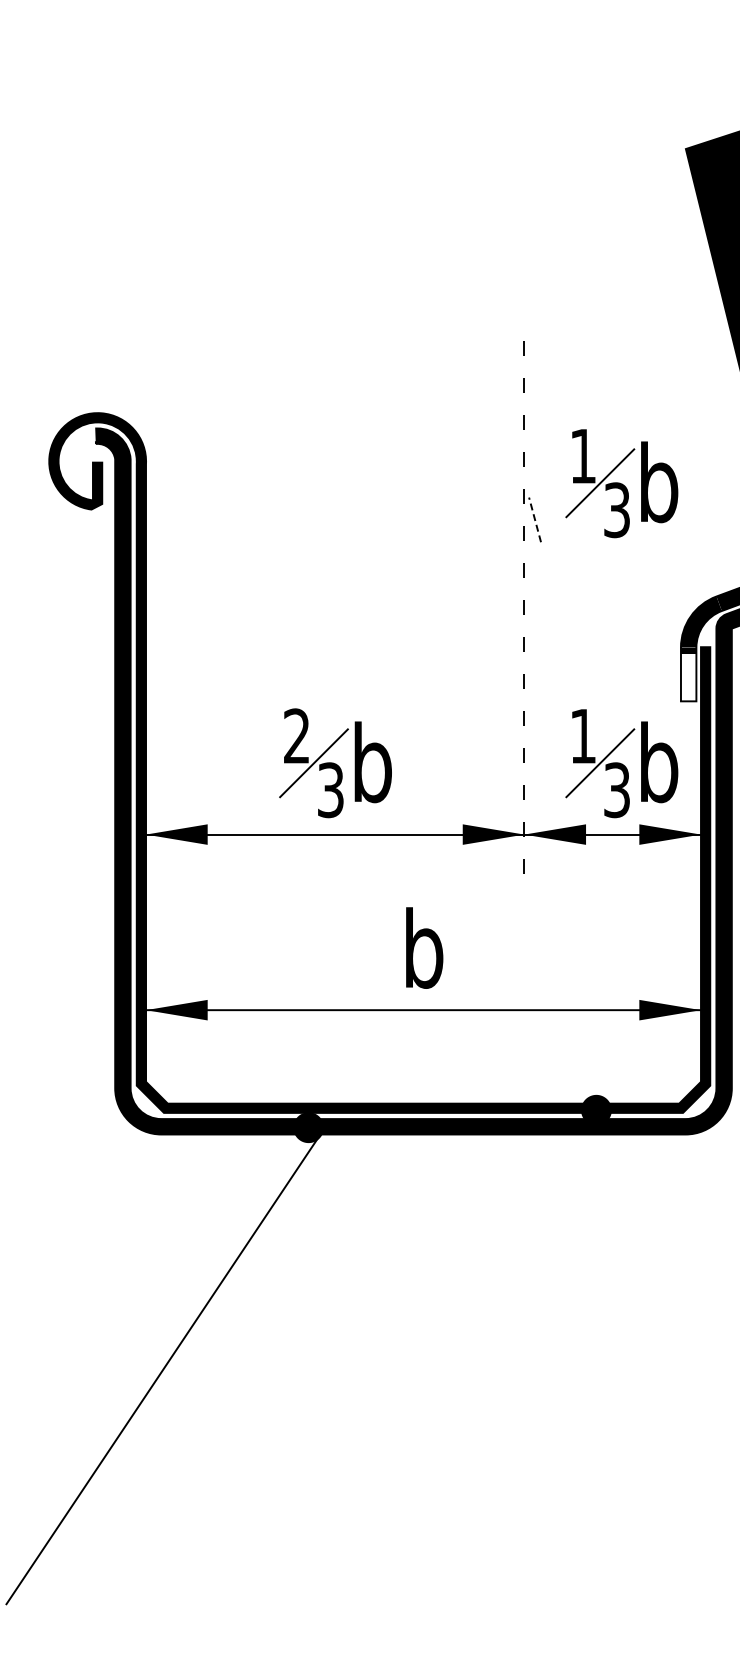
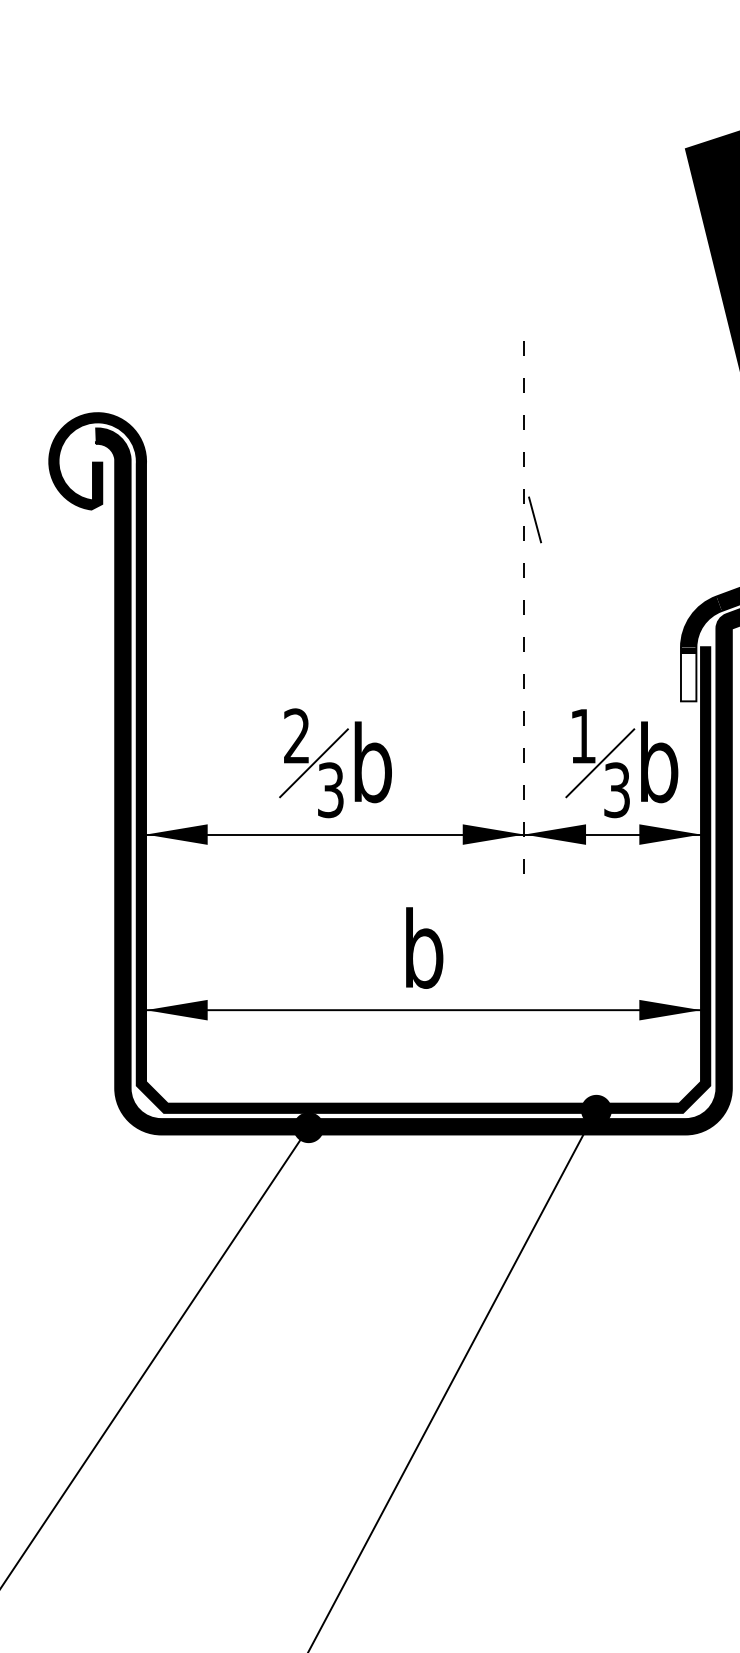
part: present -> none (621, 483)
line: dashed -> solid (534, 519)
line position: (162, 1369) -> (155, 1356) (155, 1356)
line: none -> present (452, 1379)
